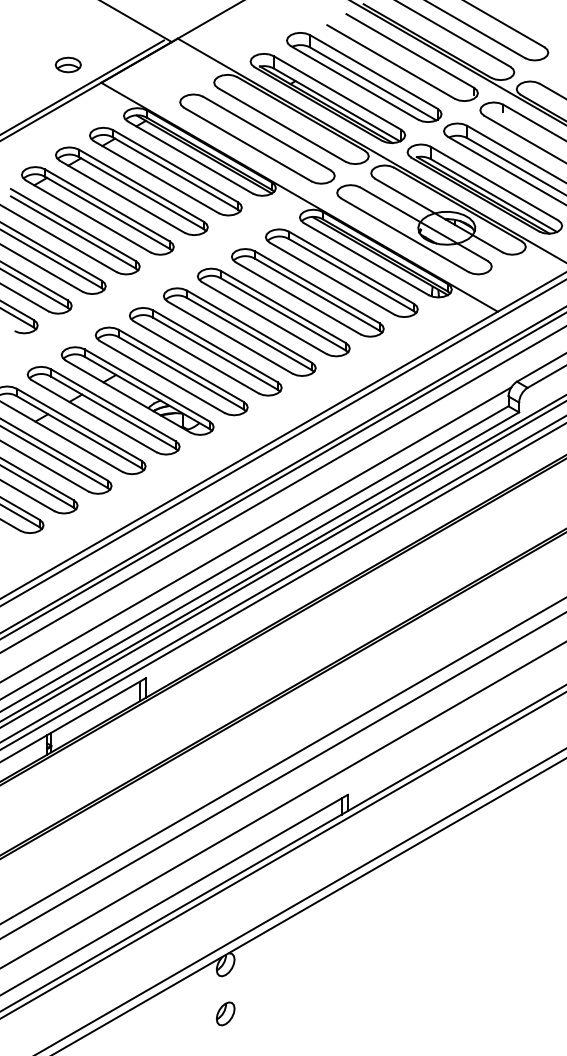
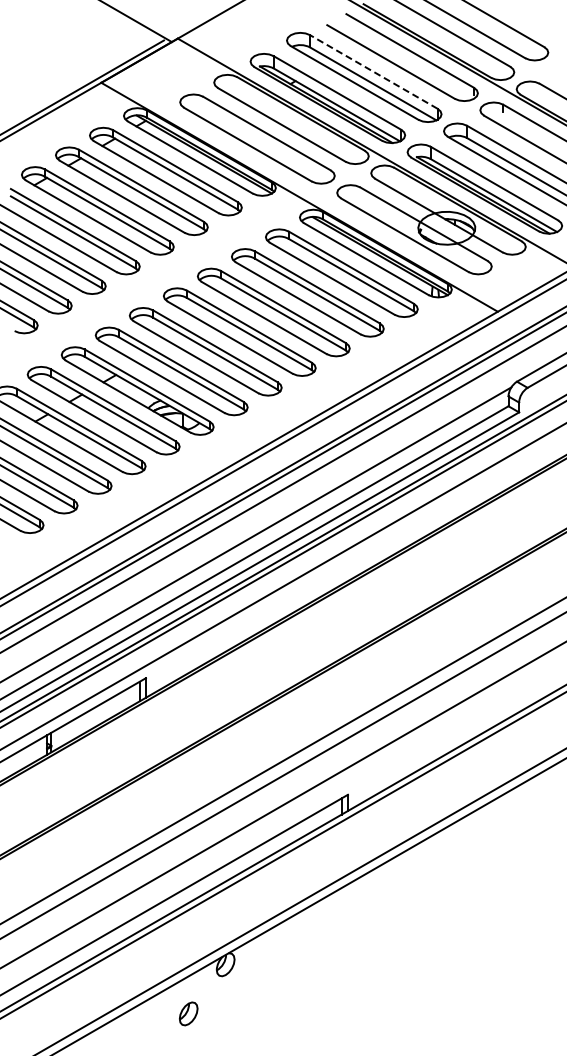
part: present -> none (67, 64)
line: solid -> dashed (373, 71)
line: present -> none (282, 579)
part position: (225, 1013) -> (188, 1013) (188, 1013)
